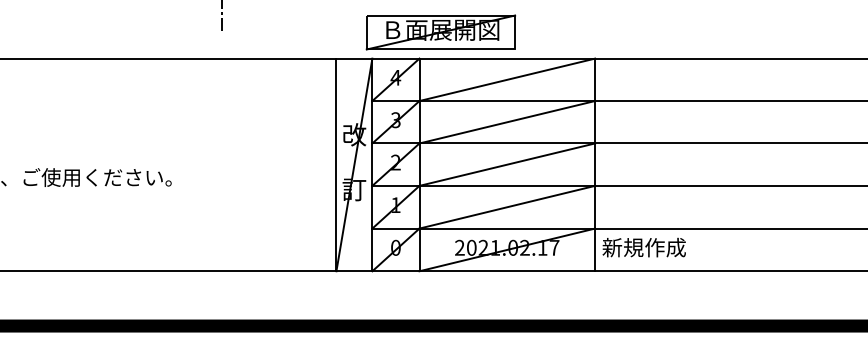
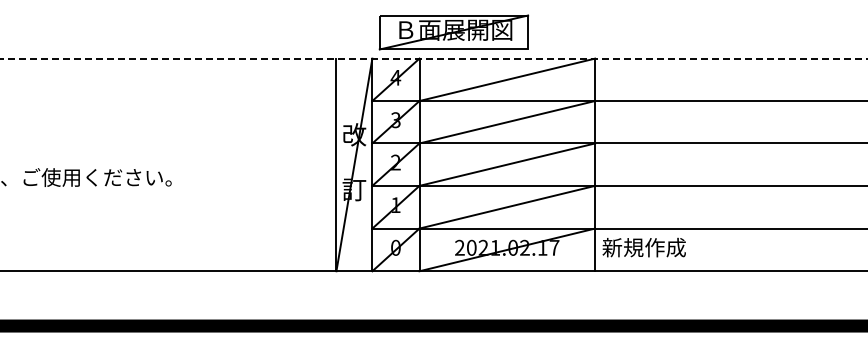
line: present -> none (221, 16)
part position: (440, 32) -> (453, 32) (453, 32)
line: solid -> dashed (434, 58)
